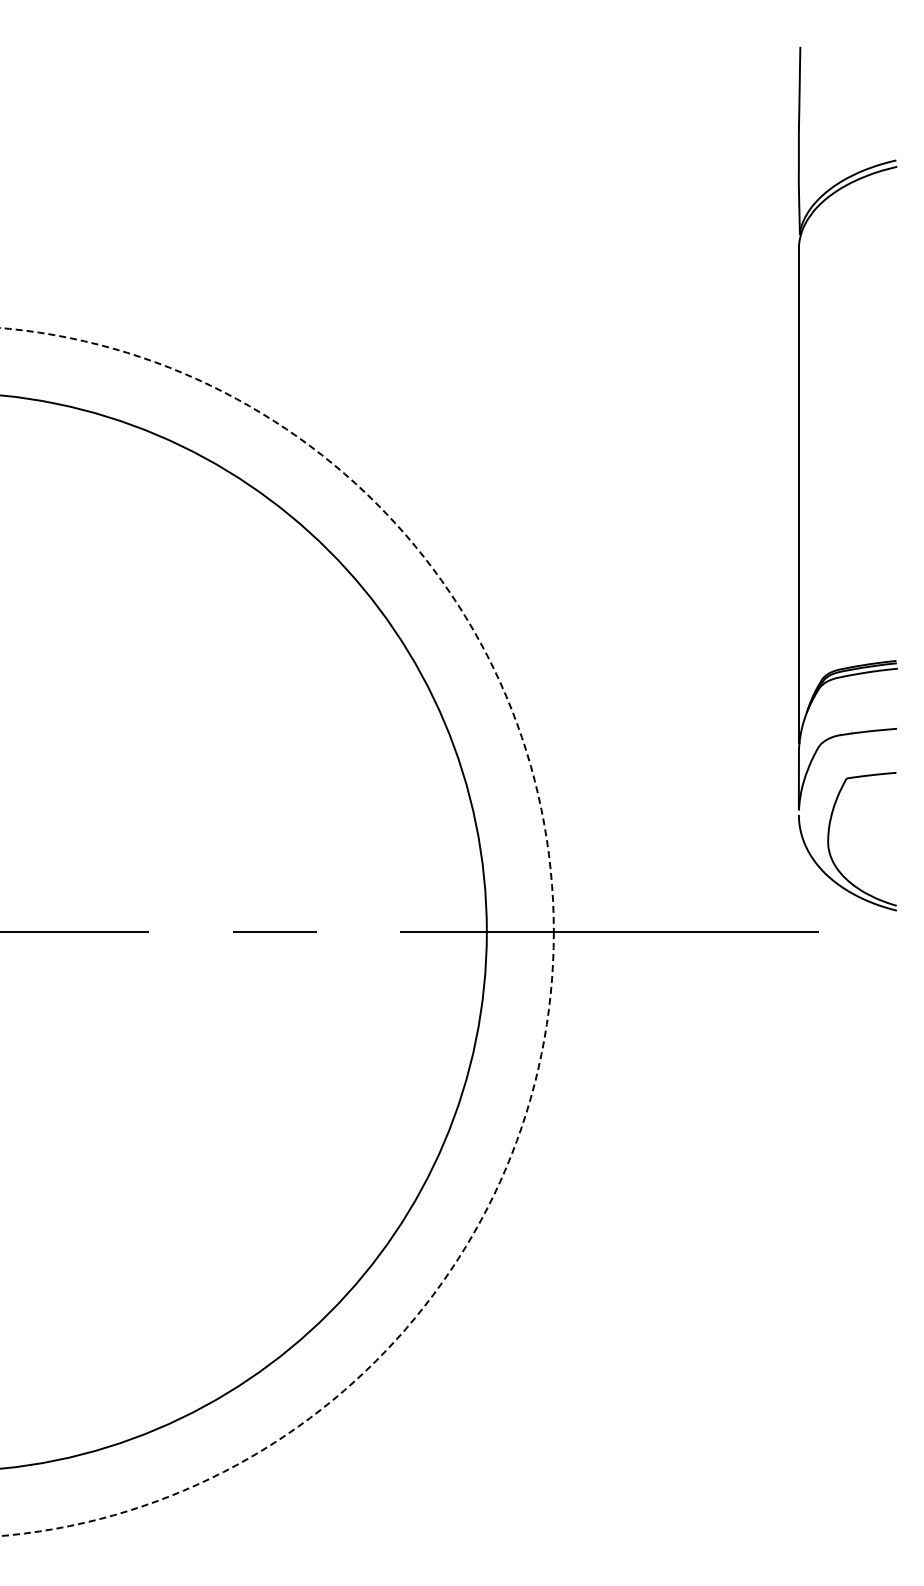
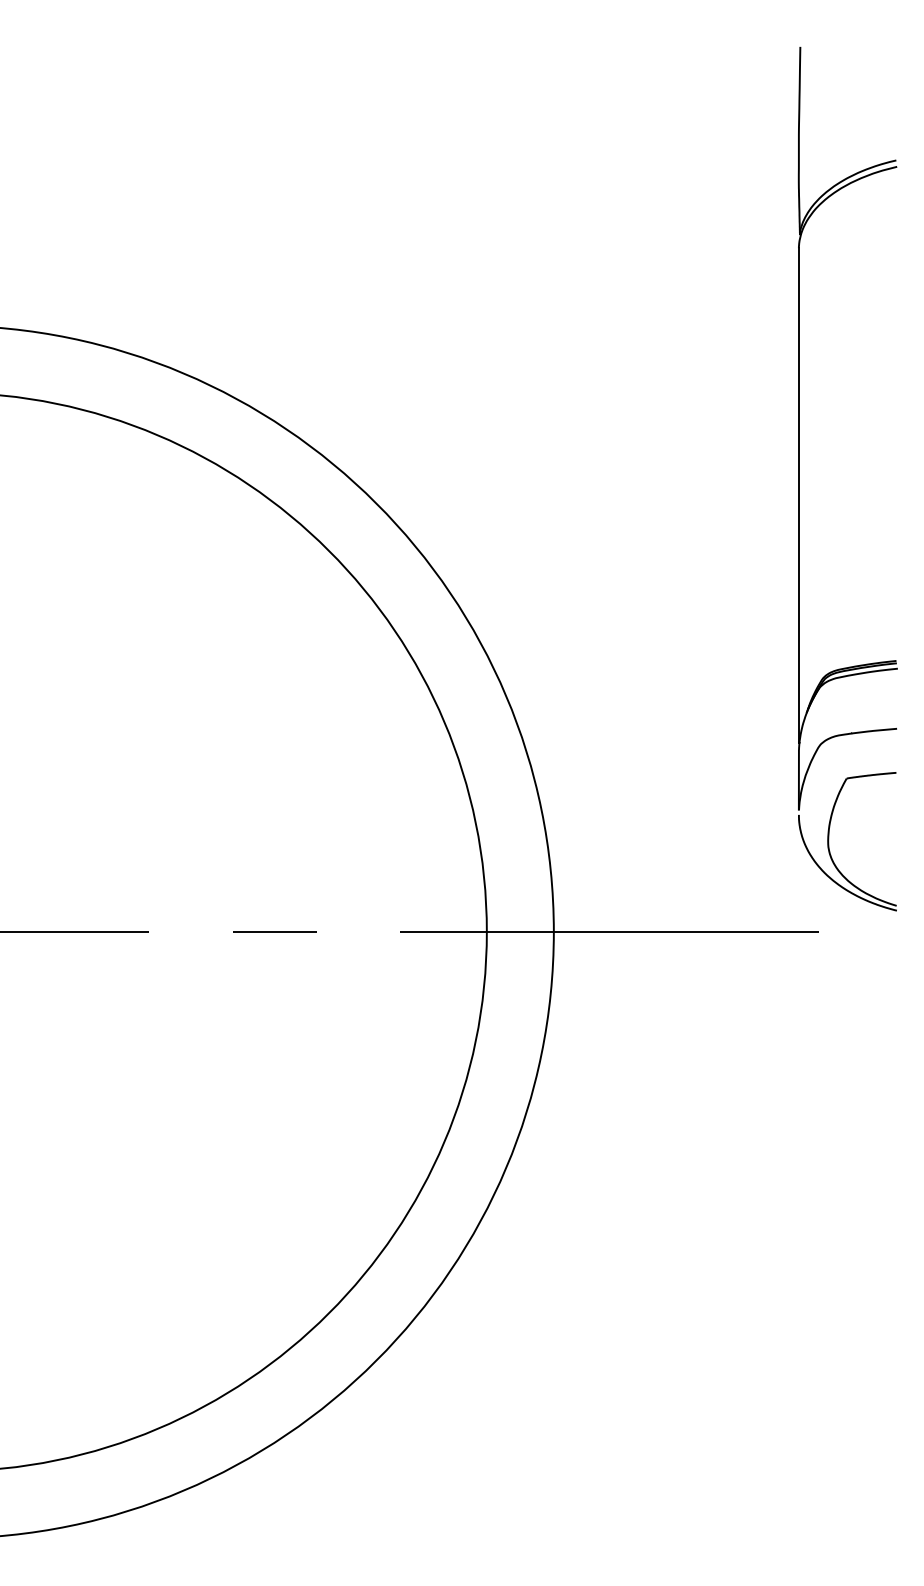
circle: dashed -> solid (276, 932)
